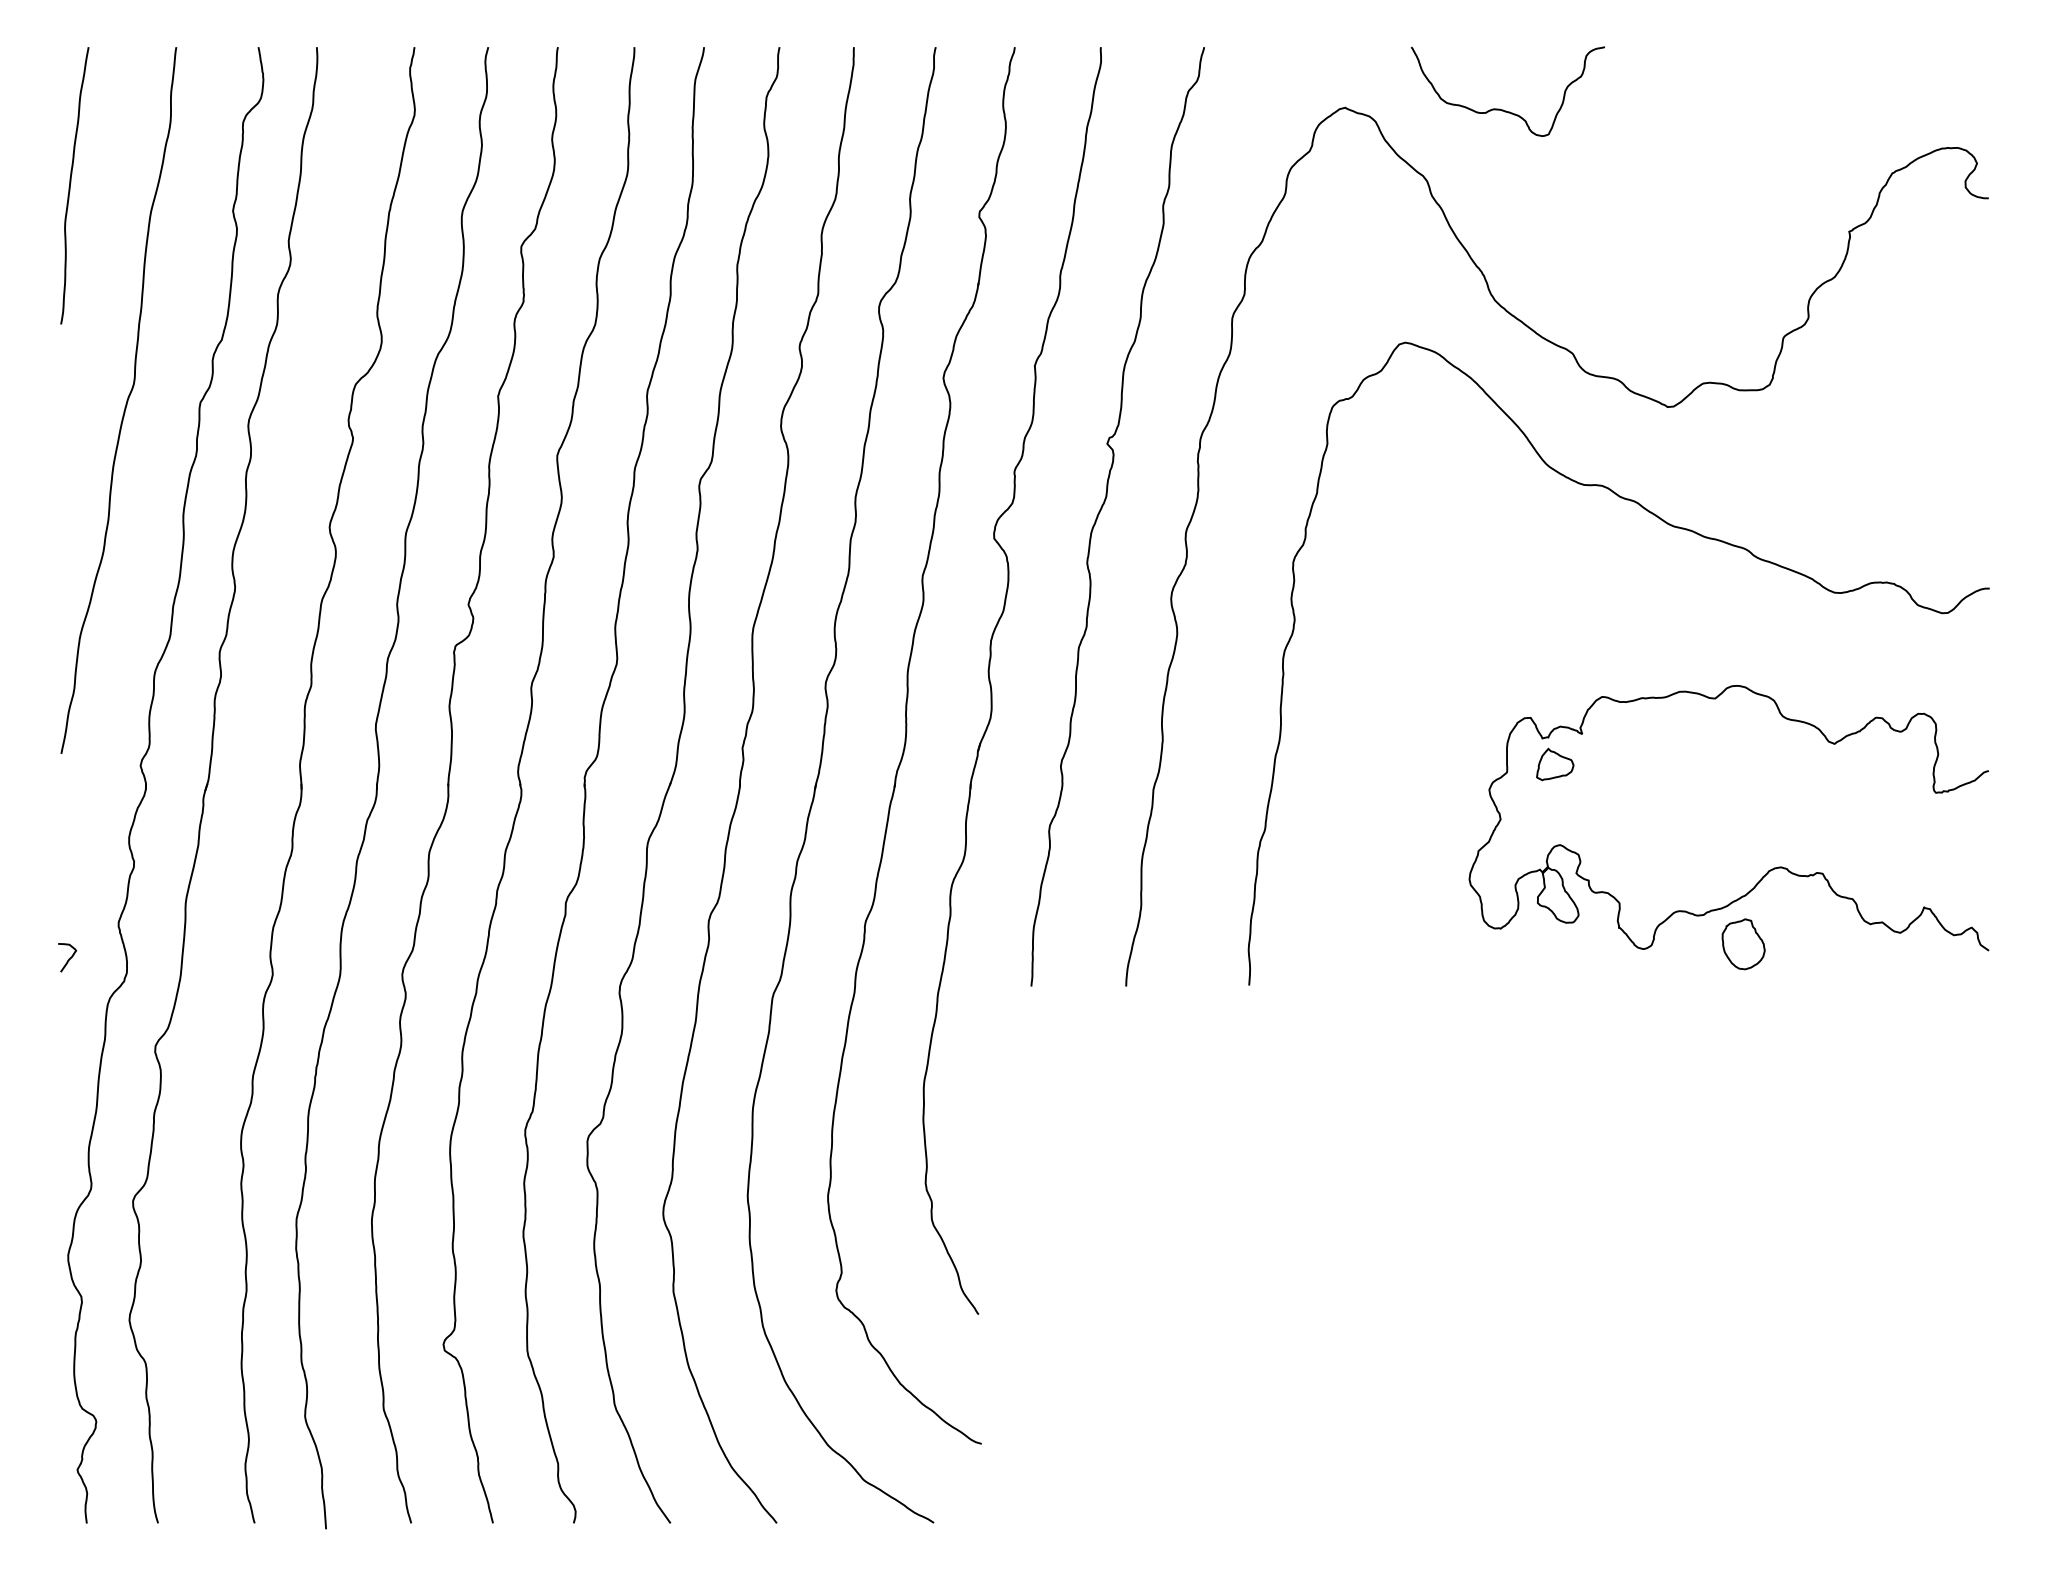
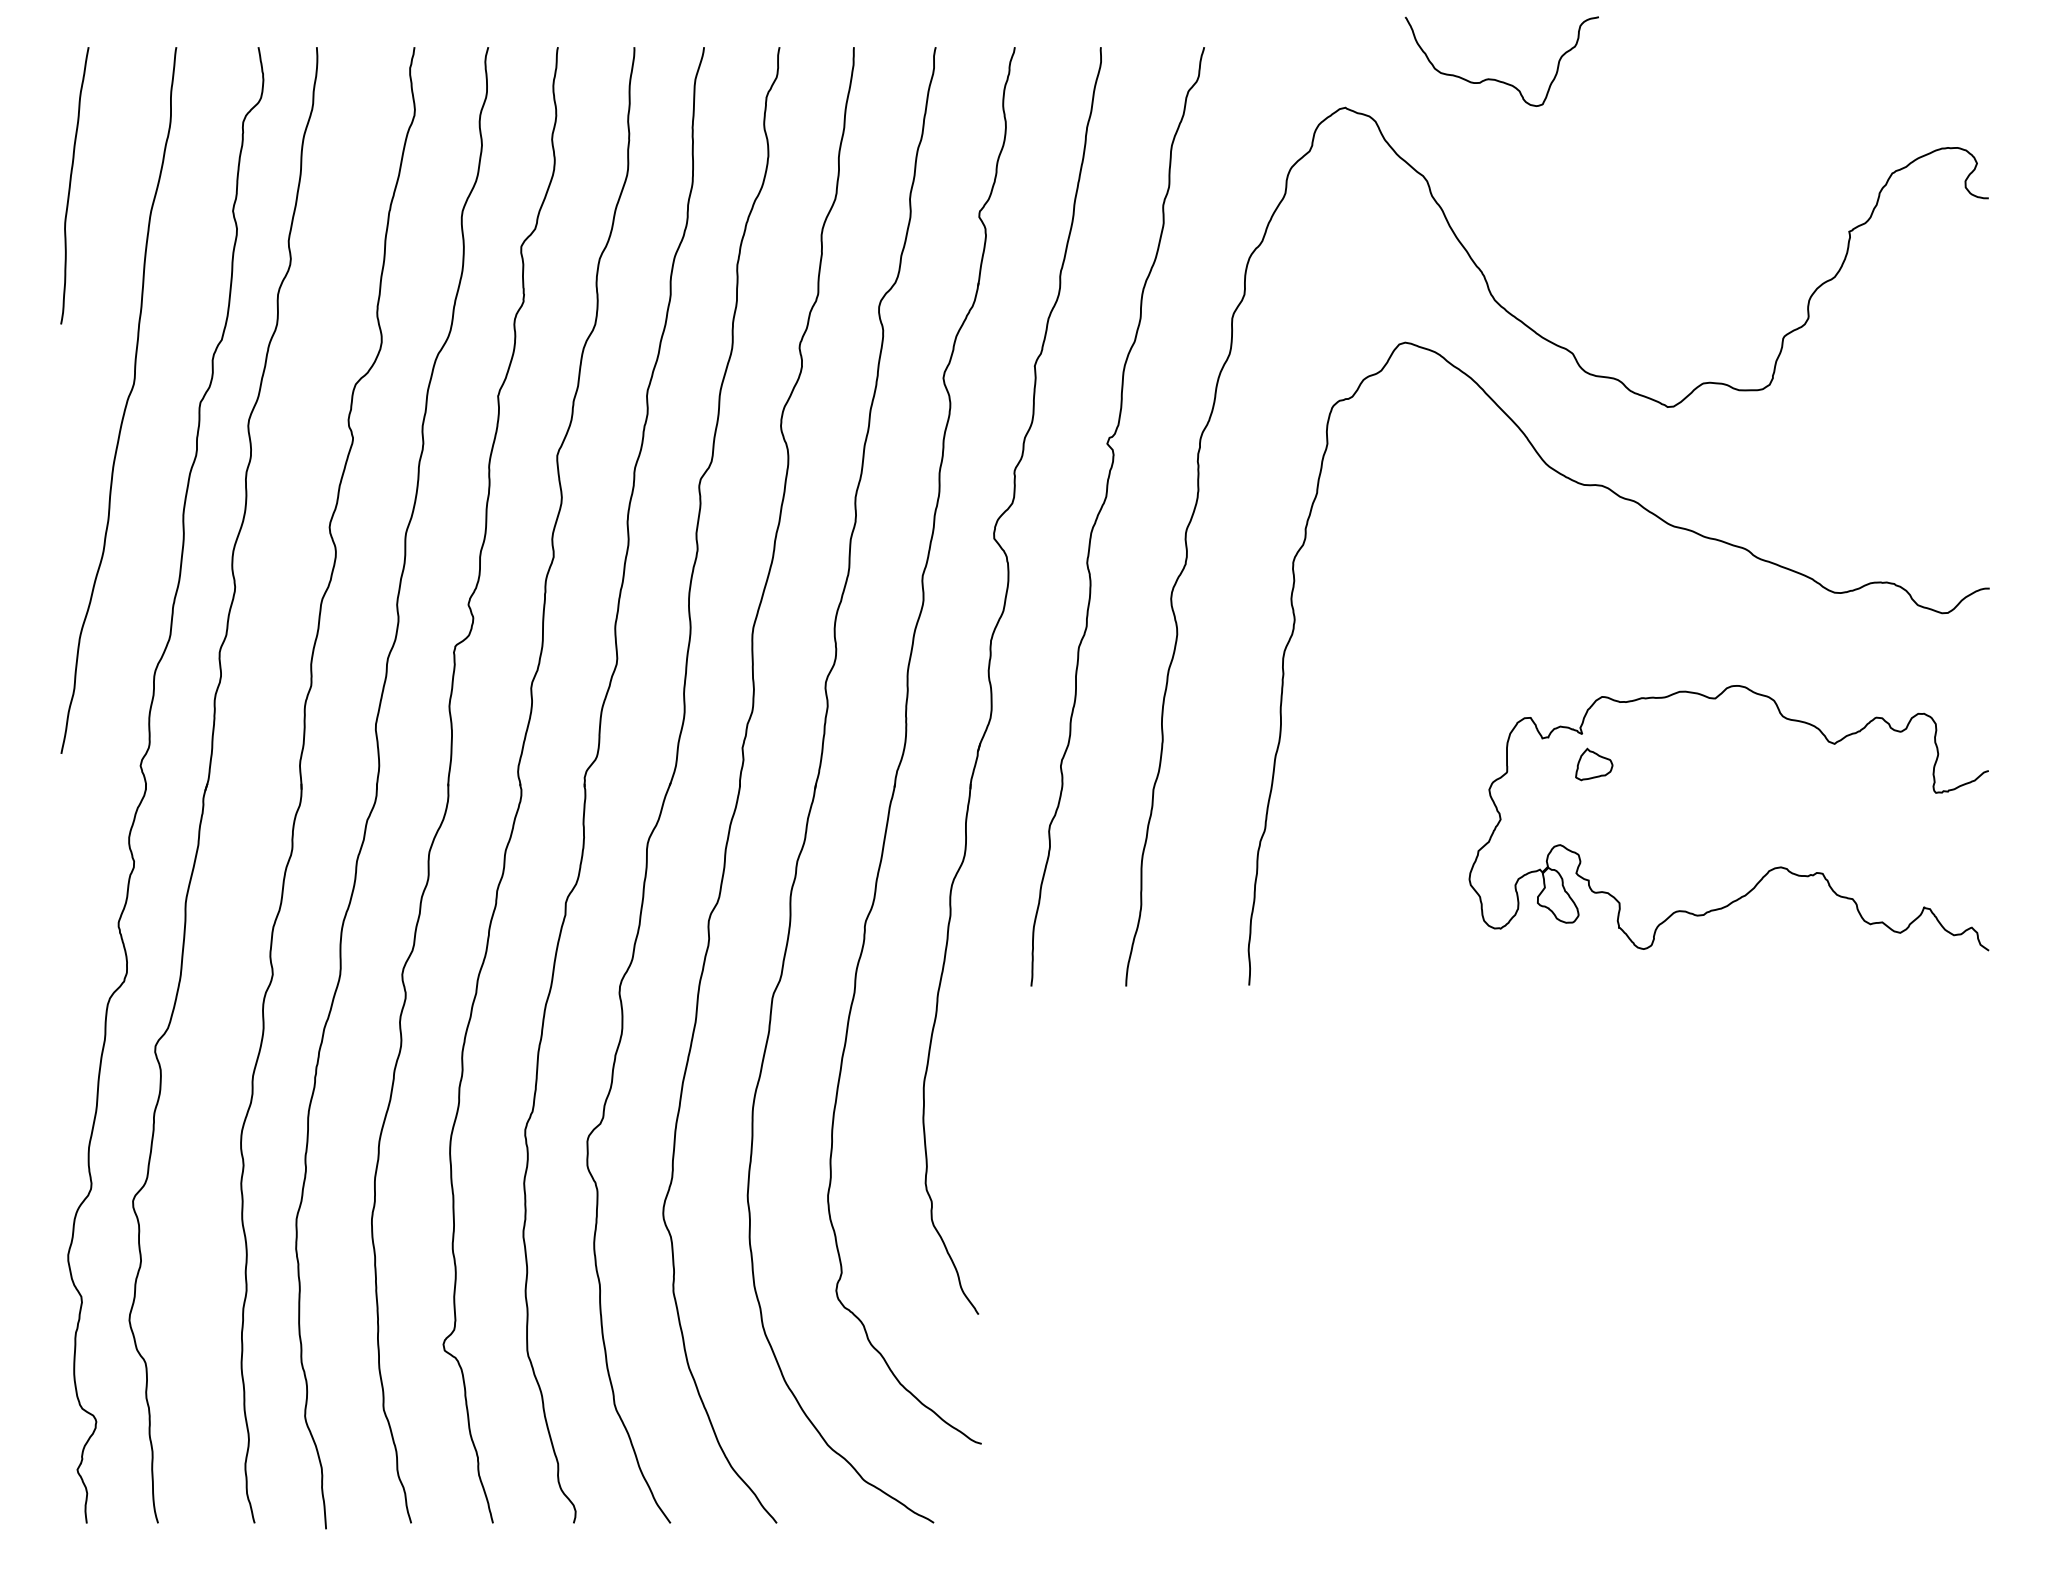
curve position: (1503, 109) -> (1497, 79) (1497, 79)
part position: (1555, 764) -> (1594, 764) (1594, 764)
part: present -> none (1743, 944)
curve: present -> none (68, 958)
